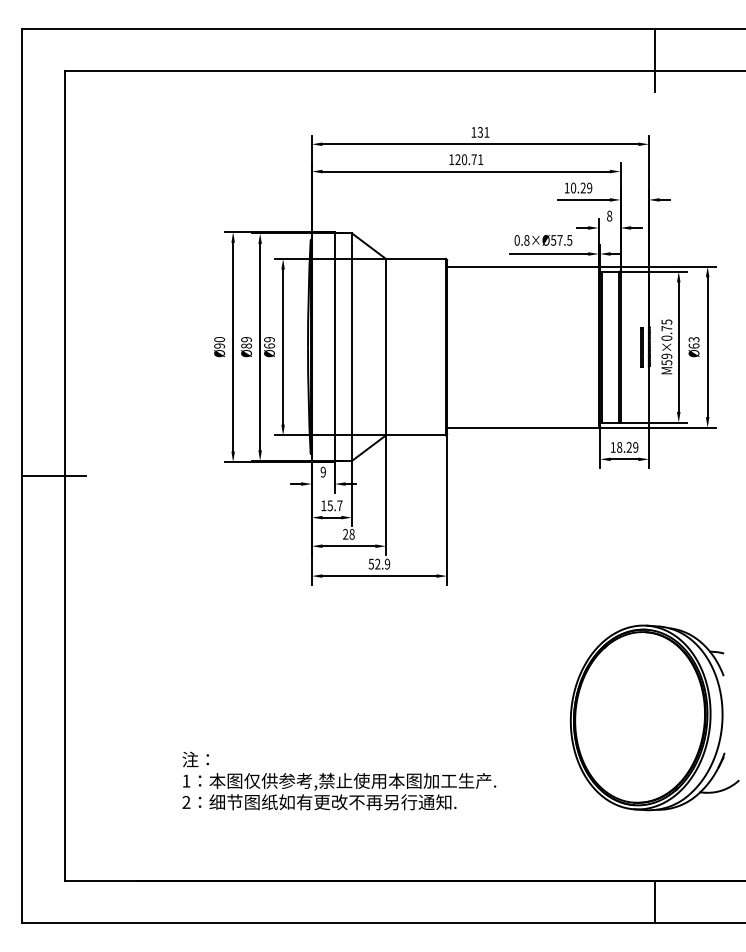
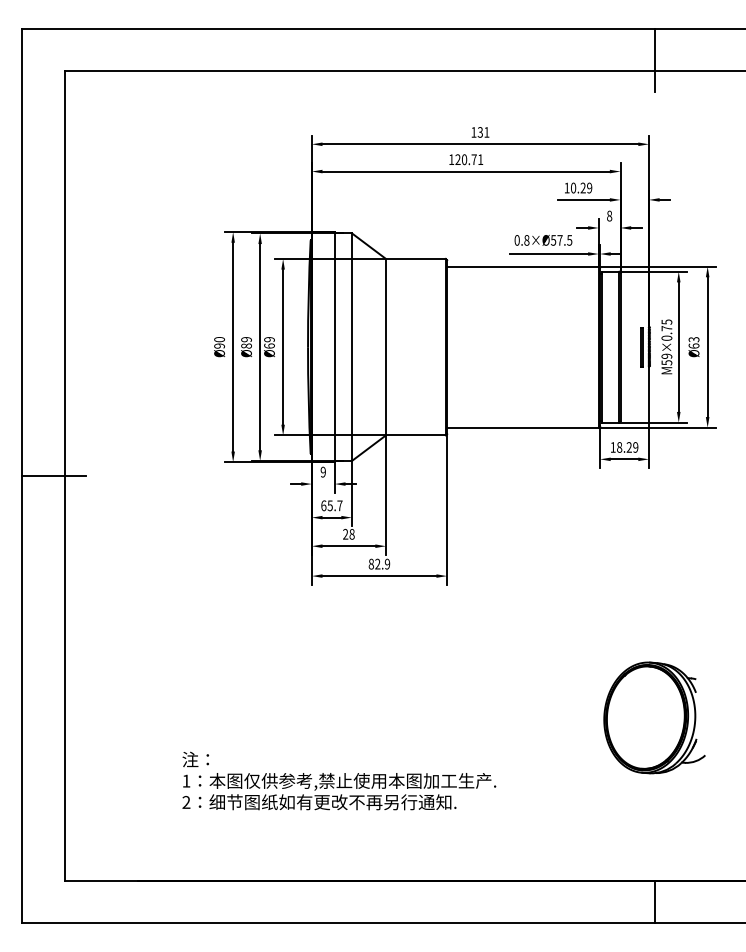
text: 15.7 -> 65.7 (323, 505)
text: 52.9 -> 82.9 (370, 563)
part size: 171x188 px -> 103x114 px (654, 717)
